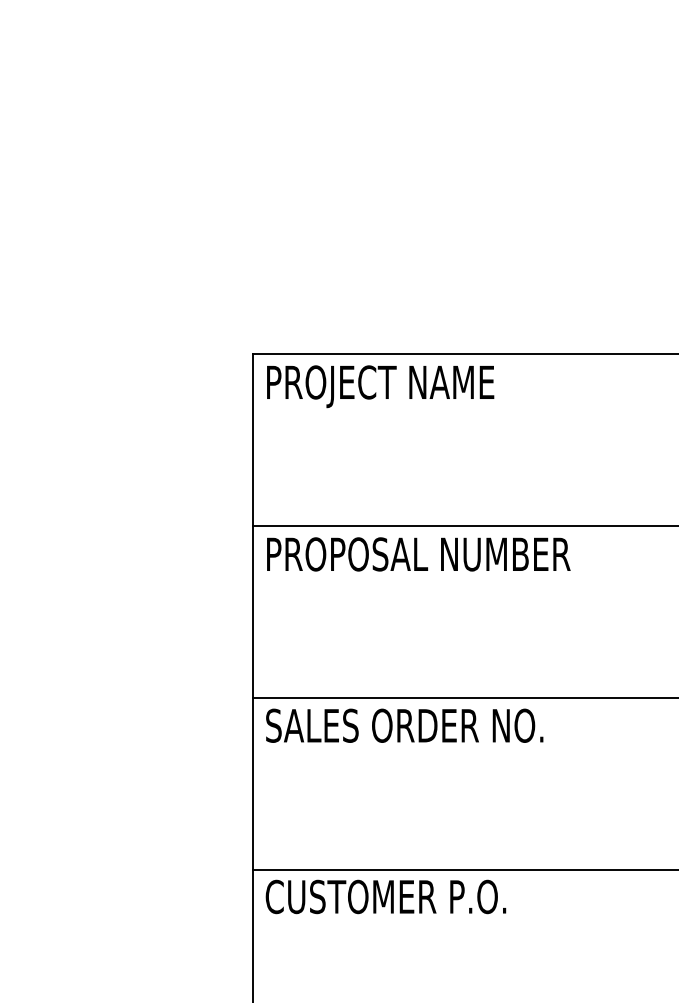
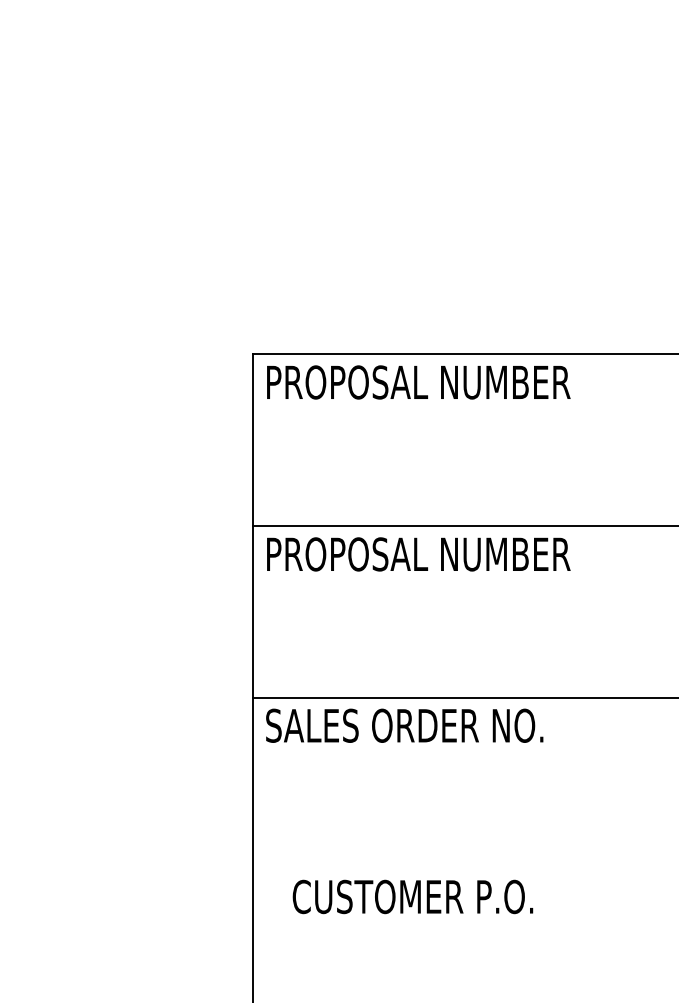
text: PROJECT NAME -> PROPOSAL NUMBER (448, 386)
line: present -> none (464, 869)
text position: (385, 896) -> (412, 896) (412, 896)
